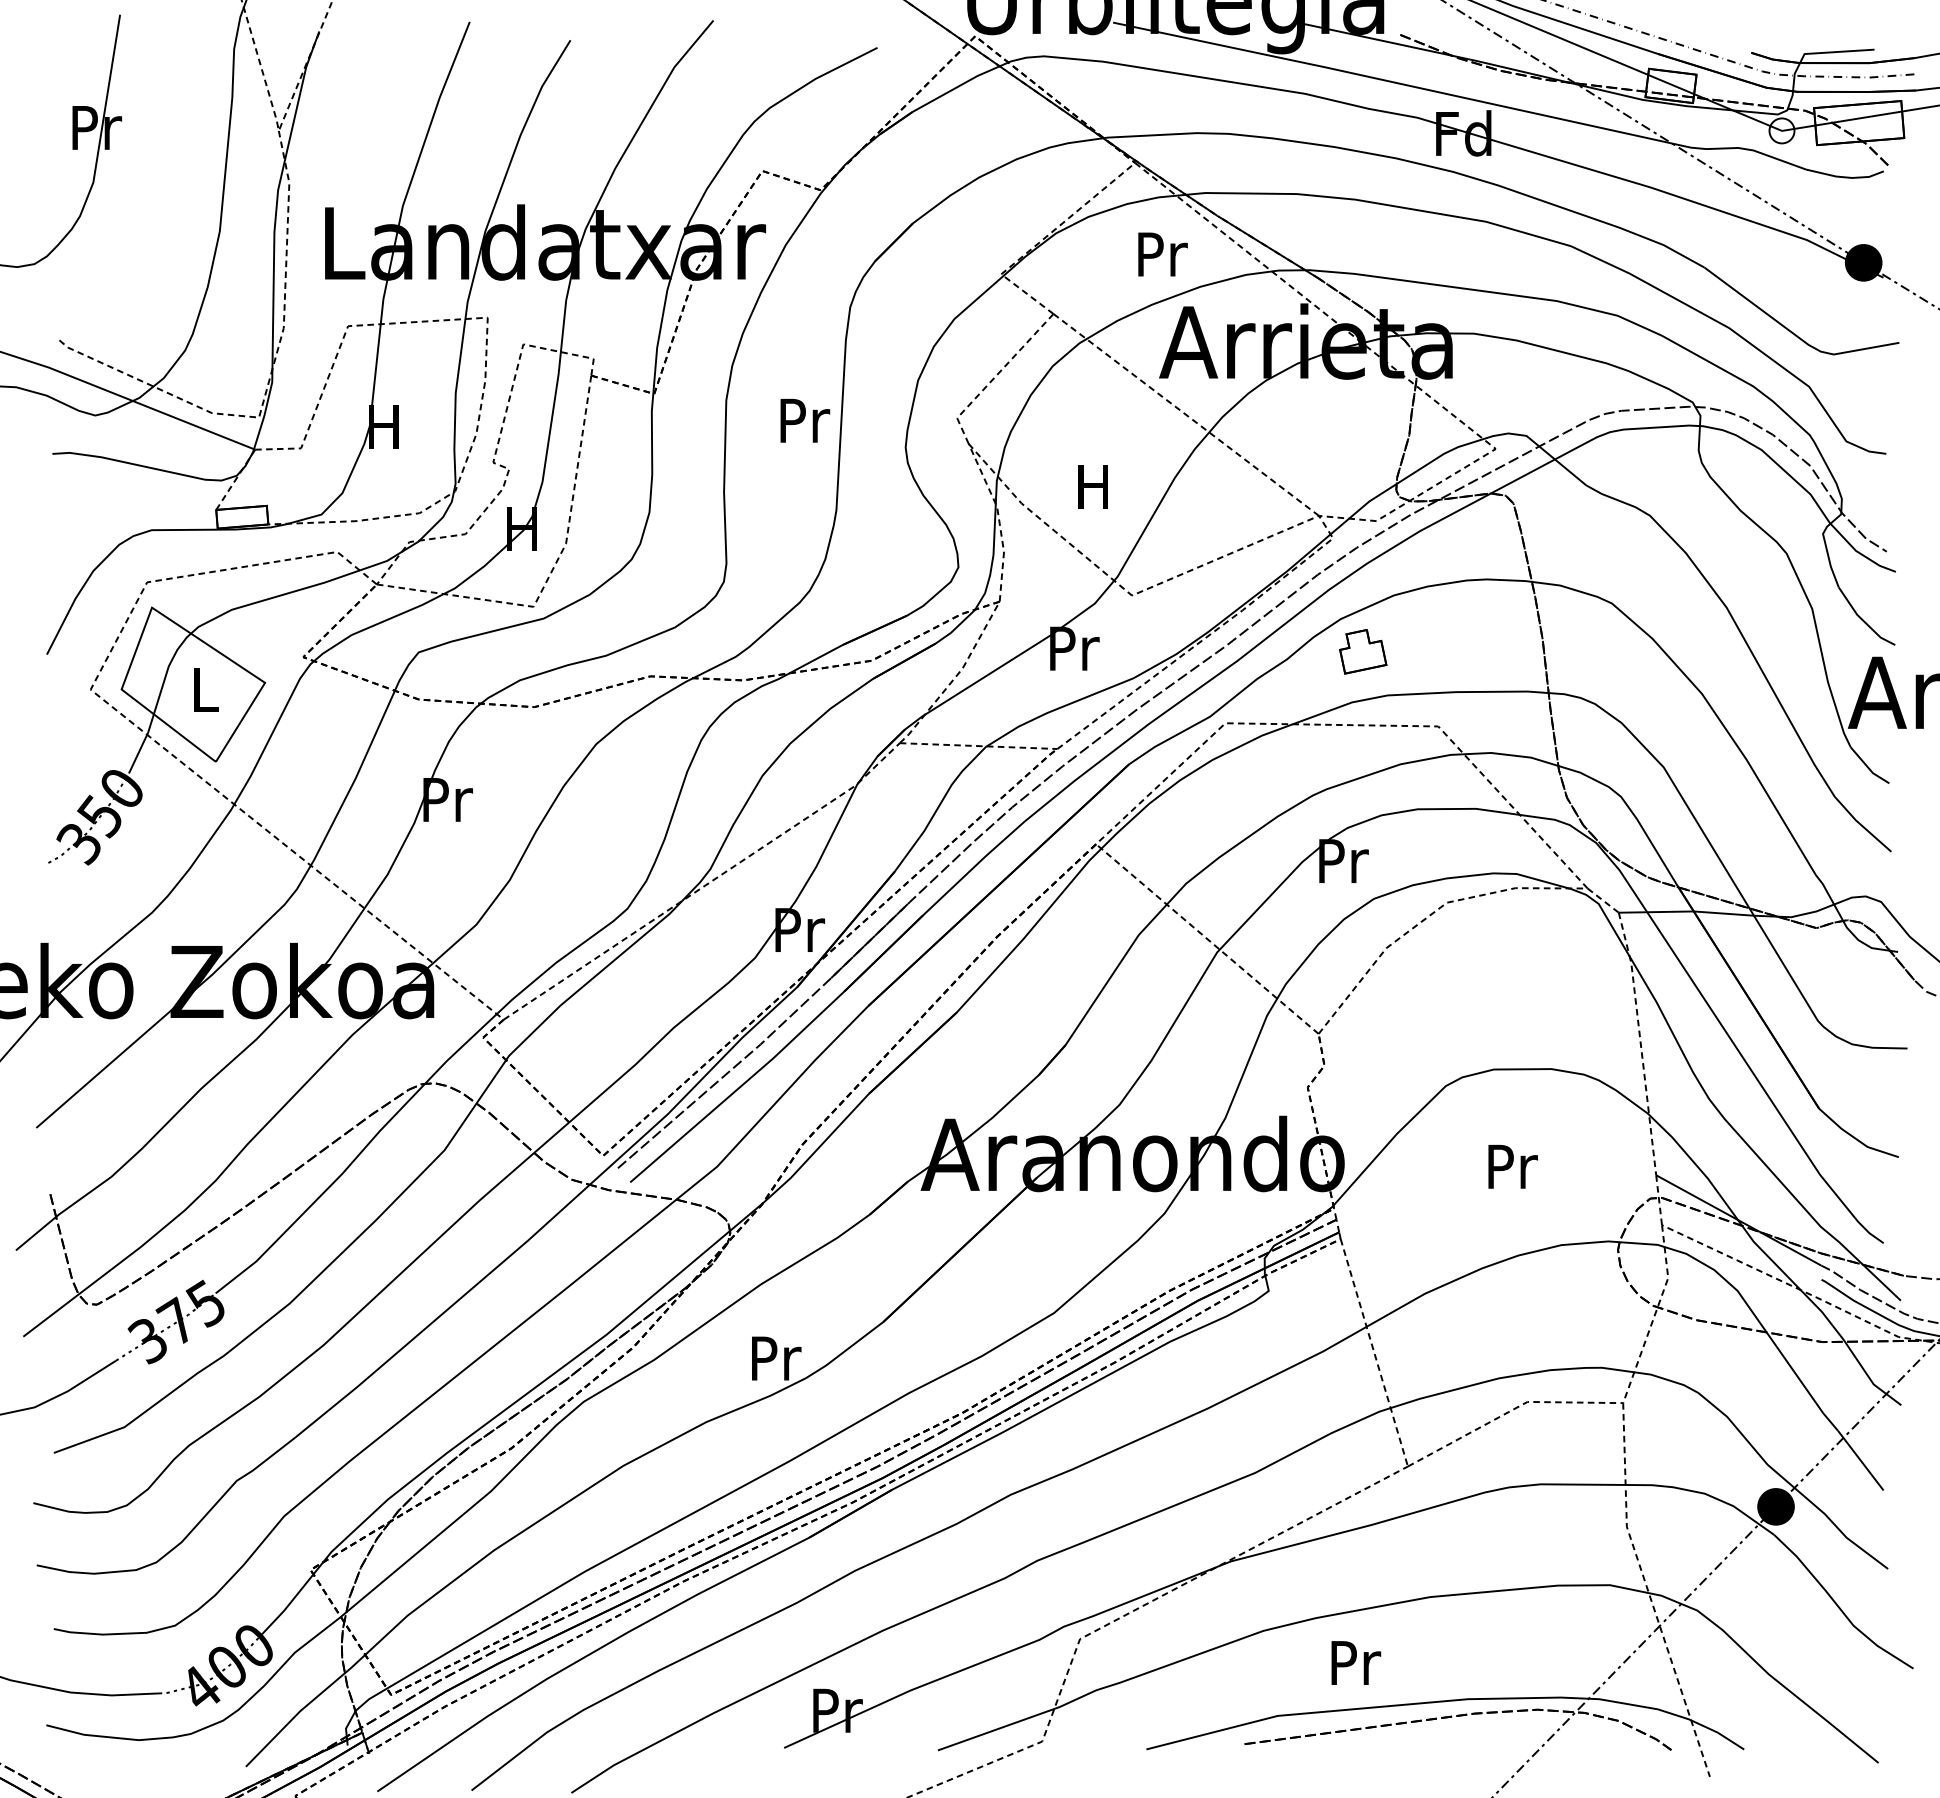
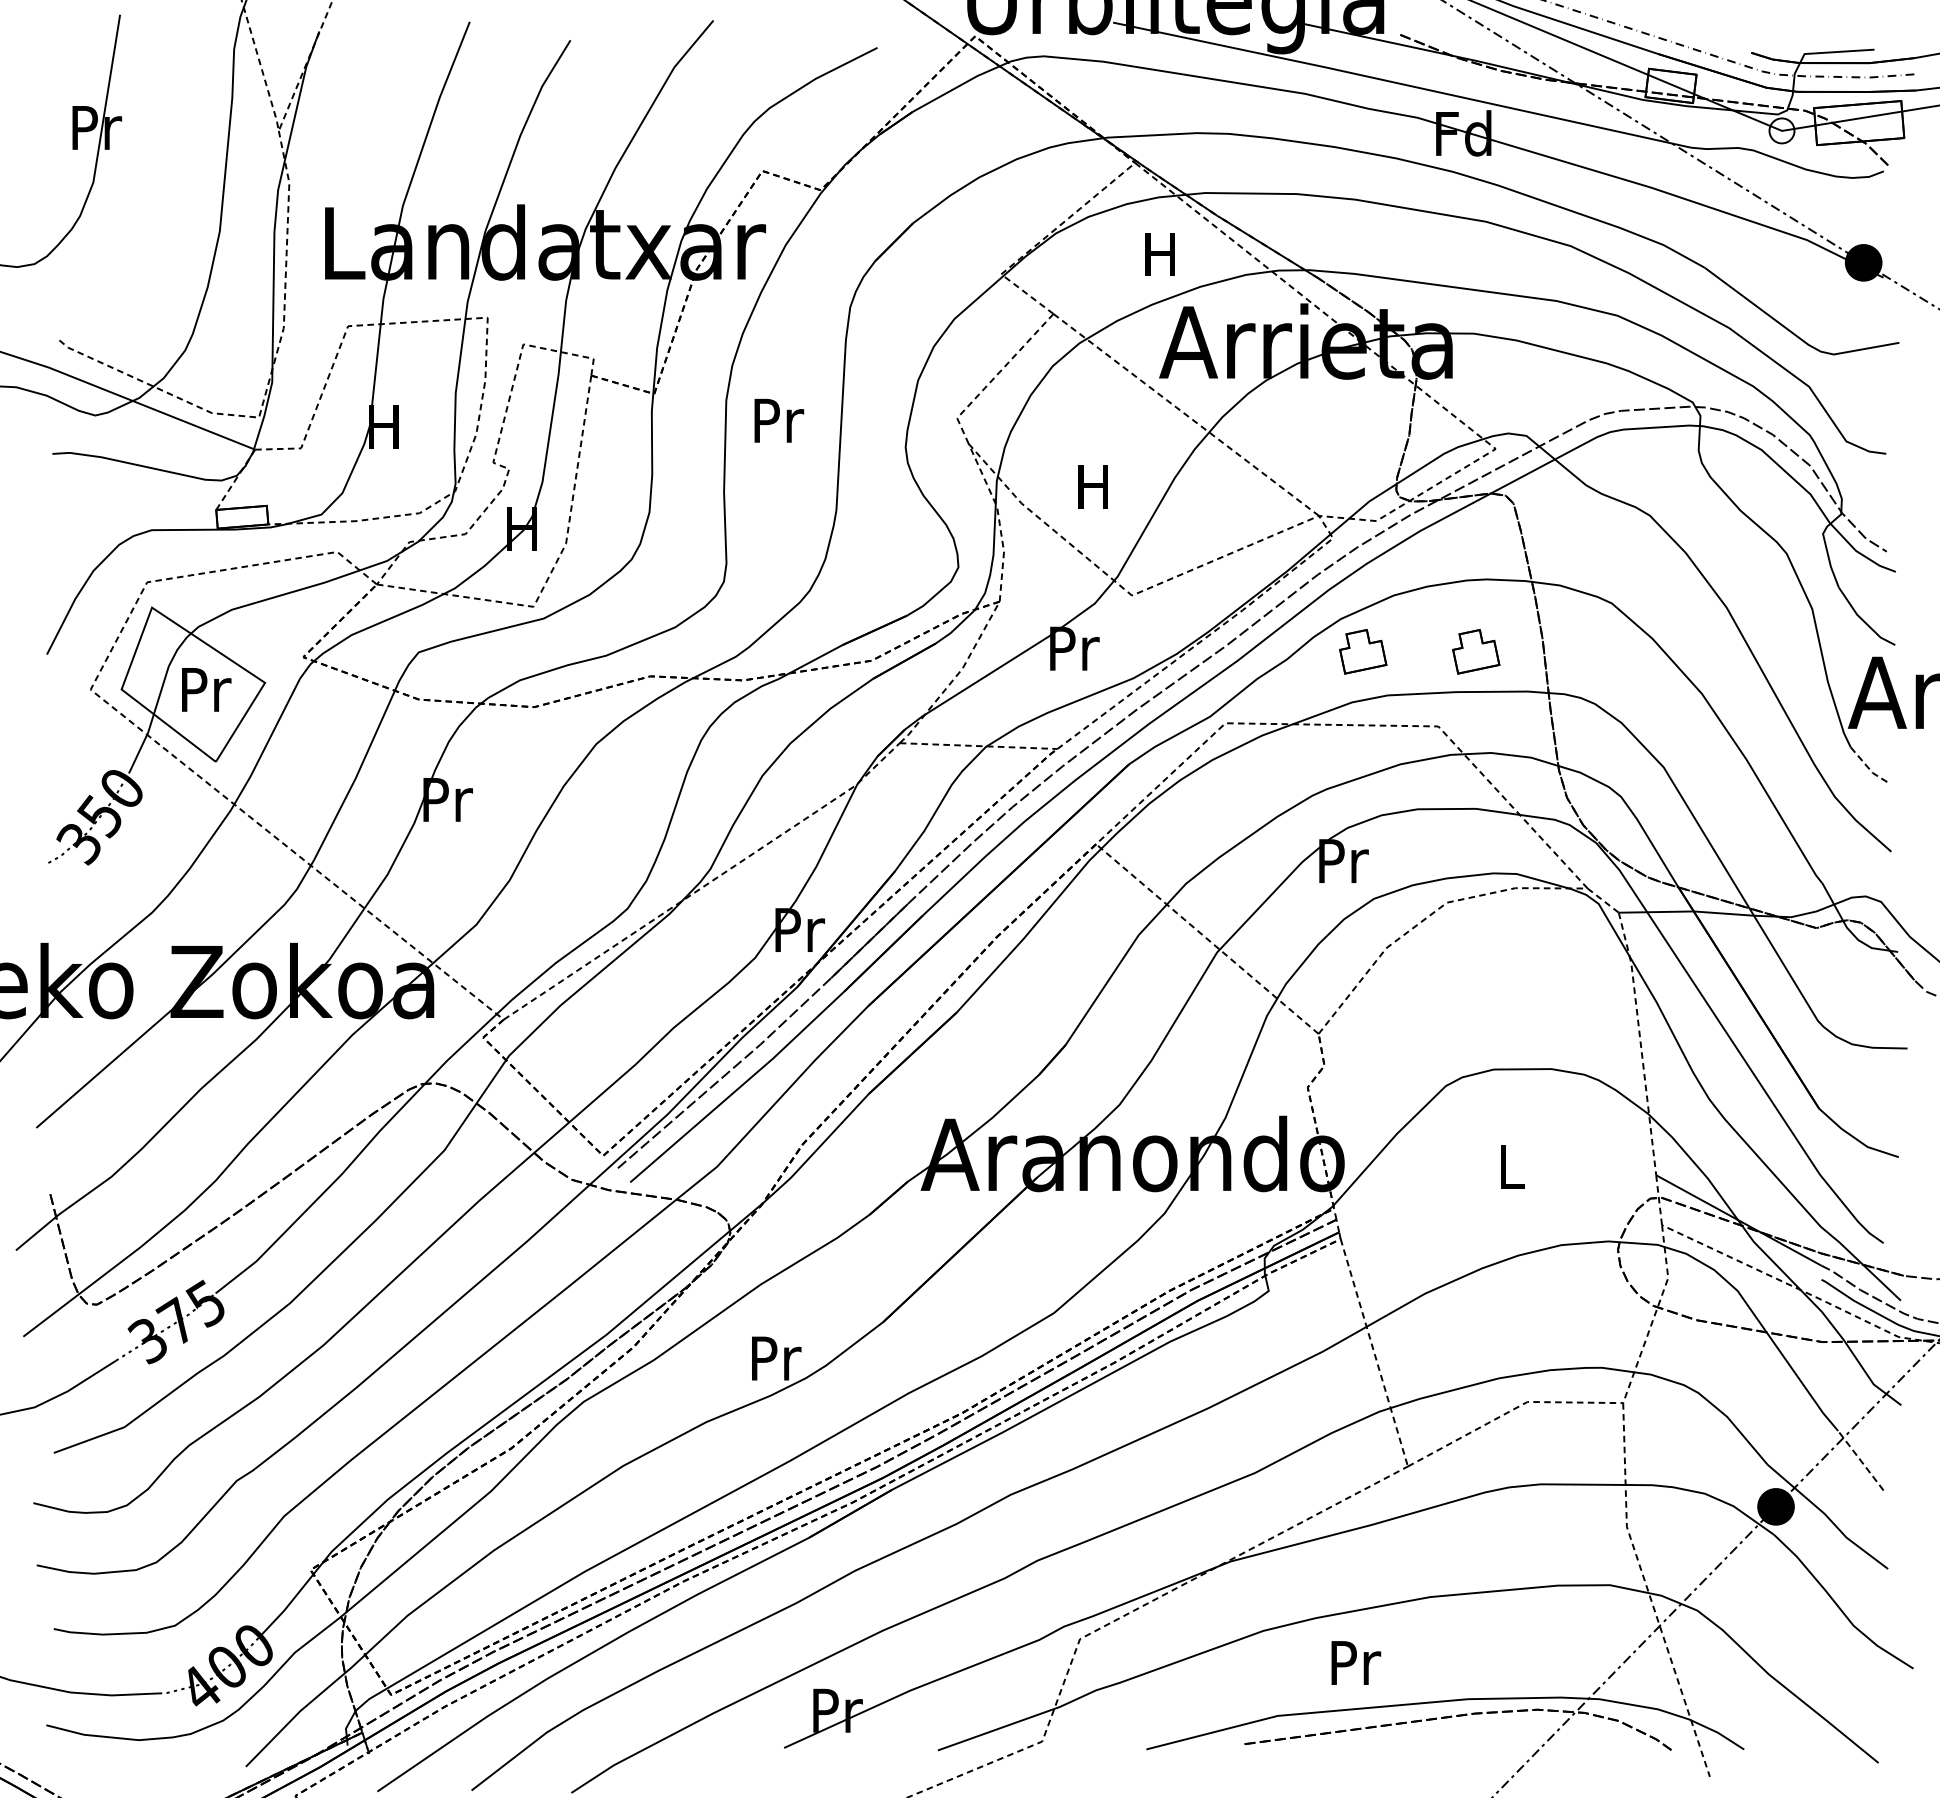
text: Pr -> H (1162, 254)
text position: (805, 420) -> (779, 420) (779, 420)
part: none -> present (1476, 651)
text: L -> Pr (206, 689)
line: solid -> dashed (1868, 767)
text: Pr -> L (1512, 1166)
line: solid -> dashed (1860, 1460)
